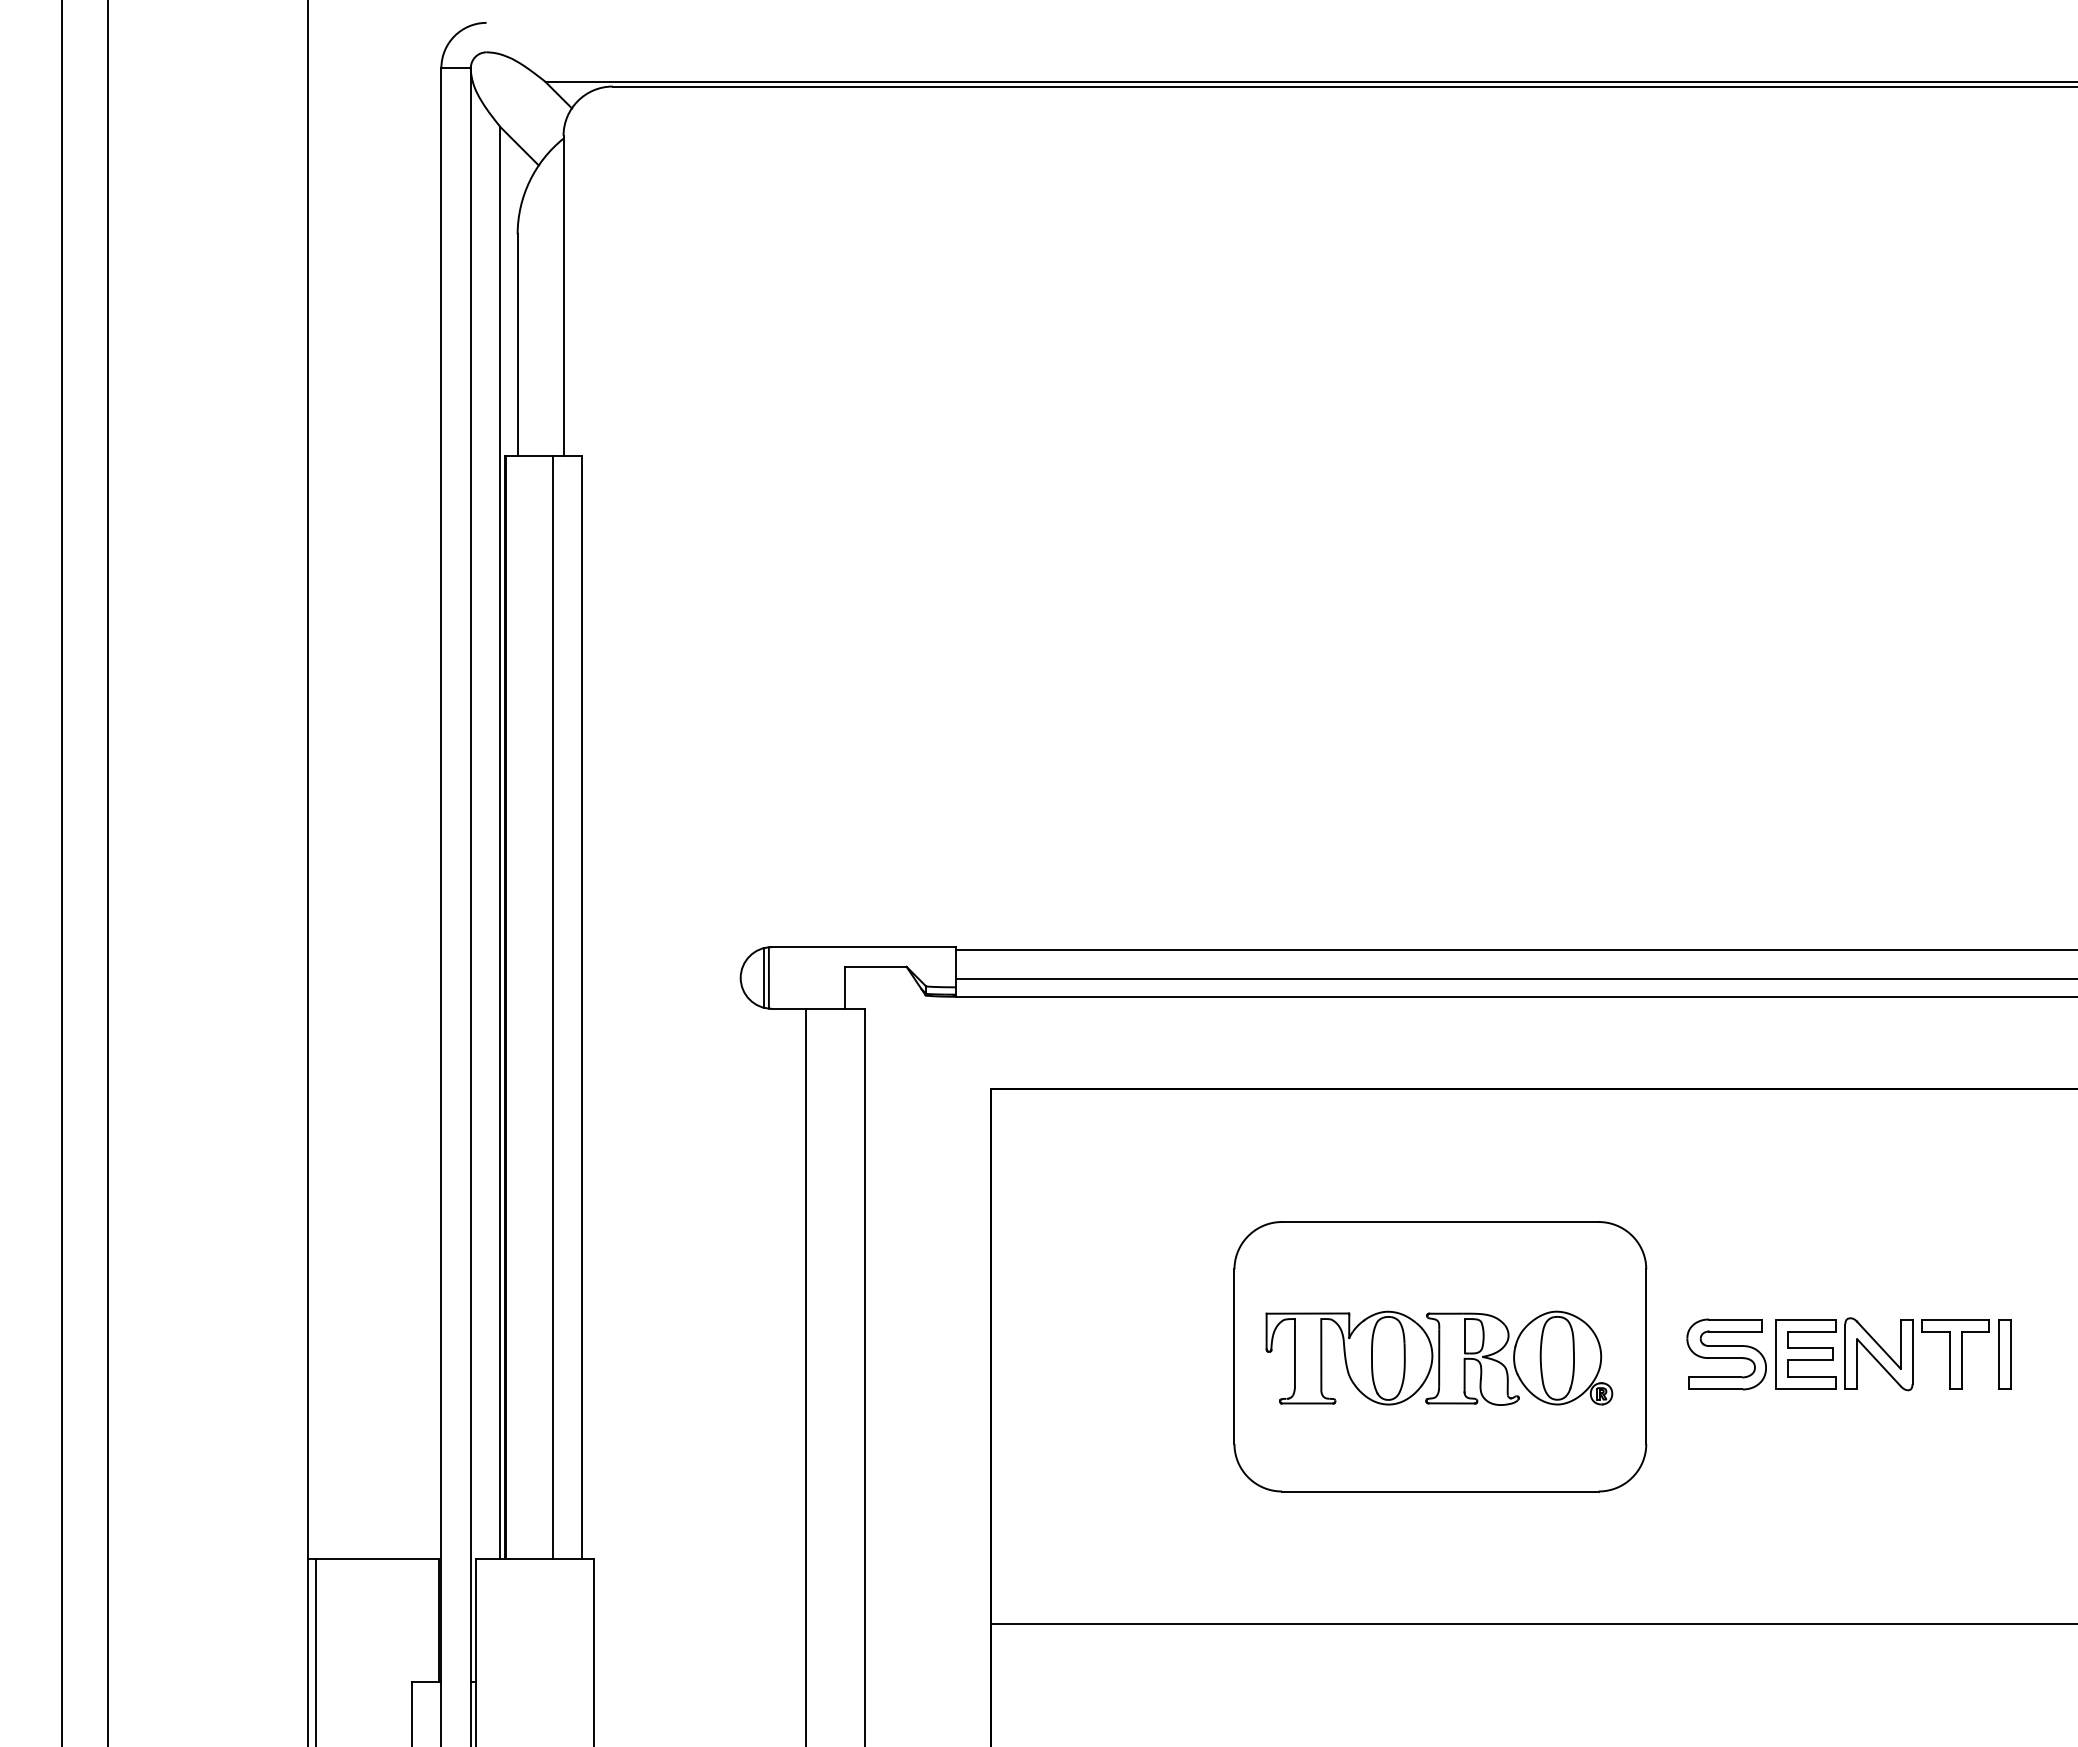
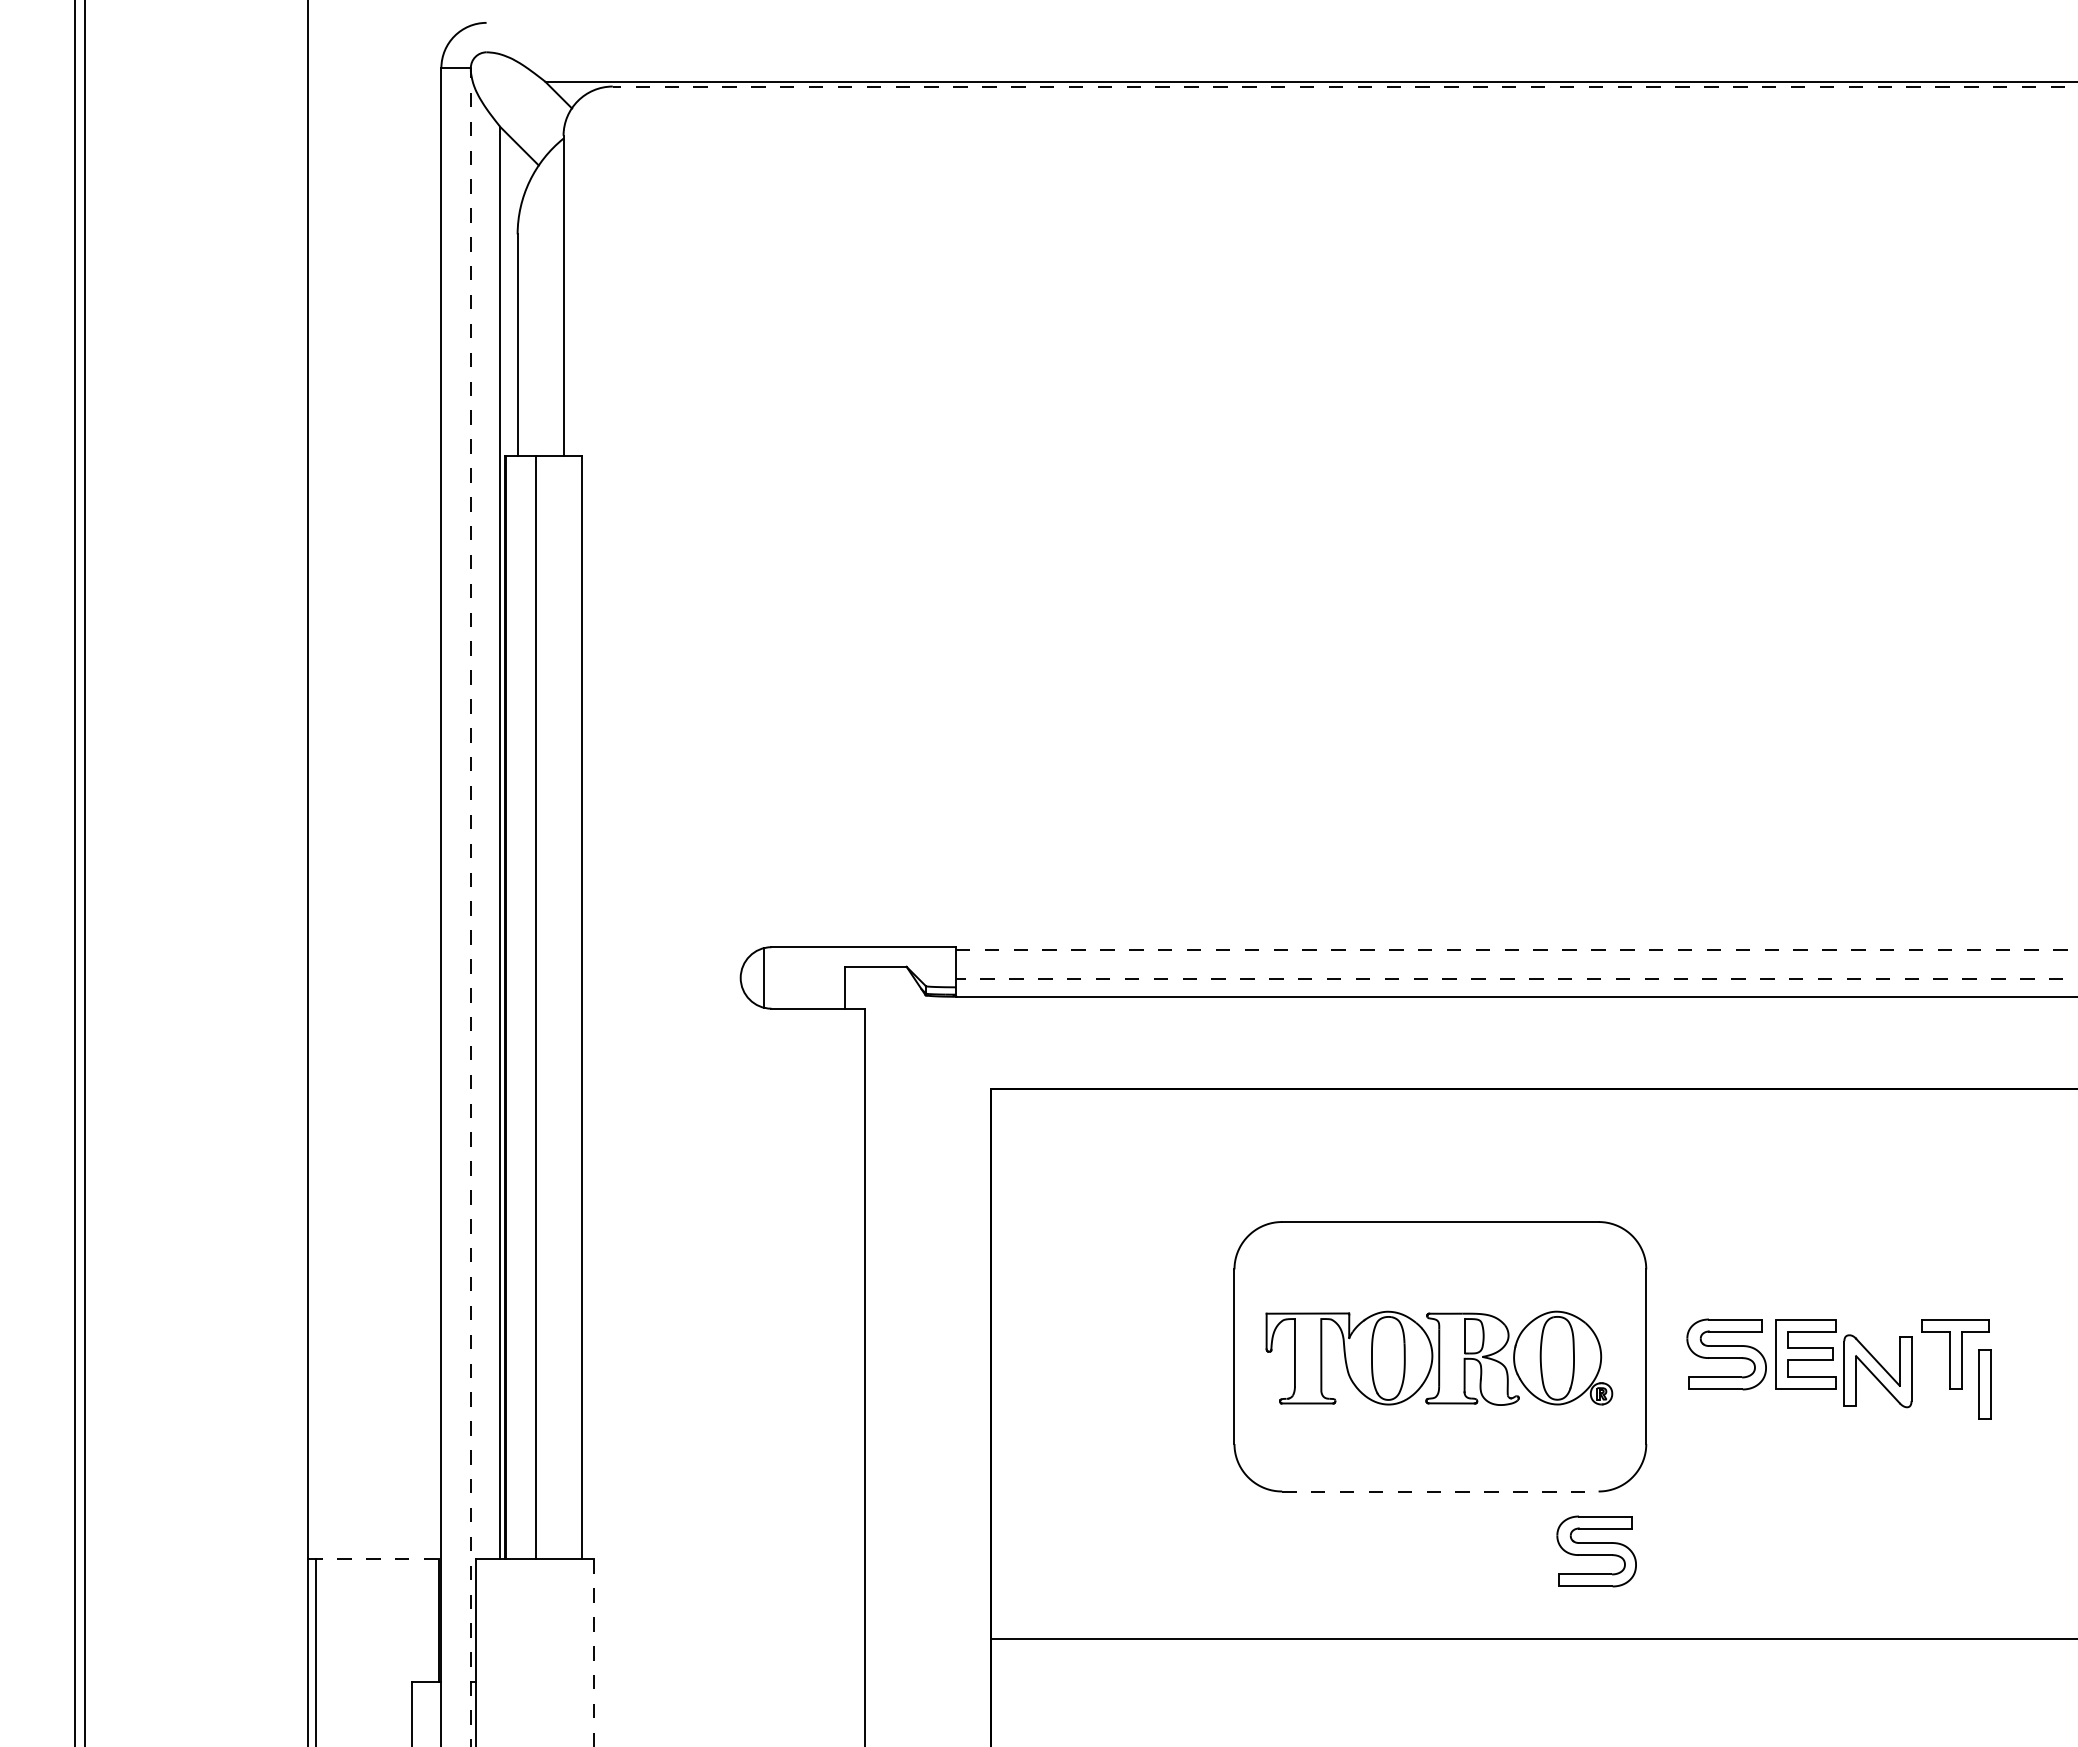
line: solid -> dashed (1344, 86)
line position: (62, 872) -> (75, 872) (75, 872)
line position: (107, 872) -> (84, 872) (84, 872)
line: solid -> dashed (470, 906)
line: solid -> dashed (1516, 949)
line: present -> none (768, 977)
line: solid -> dashed (1516, 979)
line position: (553, 1007) -> (536, 1007) (536, 1007)
part position: (1878, 1354) -> (1877, 1371) (1877, 1371)
part position: (2004, 1354) -> (1984, 1384) (1984, 1384)
line: present -> none (806, 1375)
line: solid -> dashed (1440, 1491)
part: none -> present (1596, 1551)
line: solid -> dashed (376, 1559)
line position: (1532, 1623) -> (1532, 1638) (1532, 1638)
line: solid -> dashed (594, 1653)
